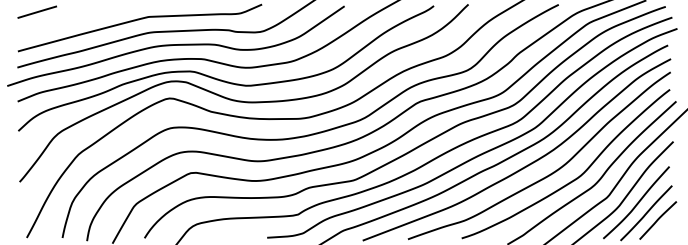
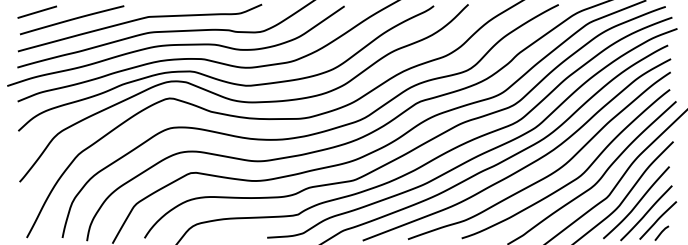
line: none -> present (72, 20)
line: none -> present (661, 232)
